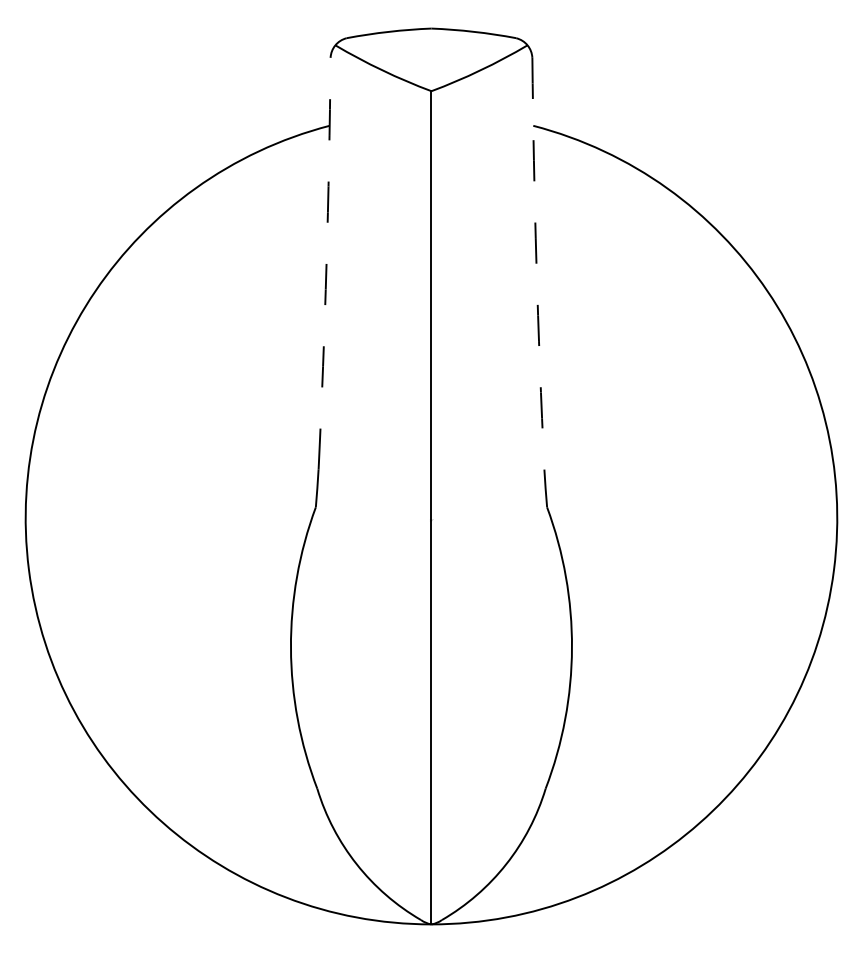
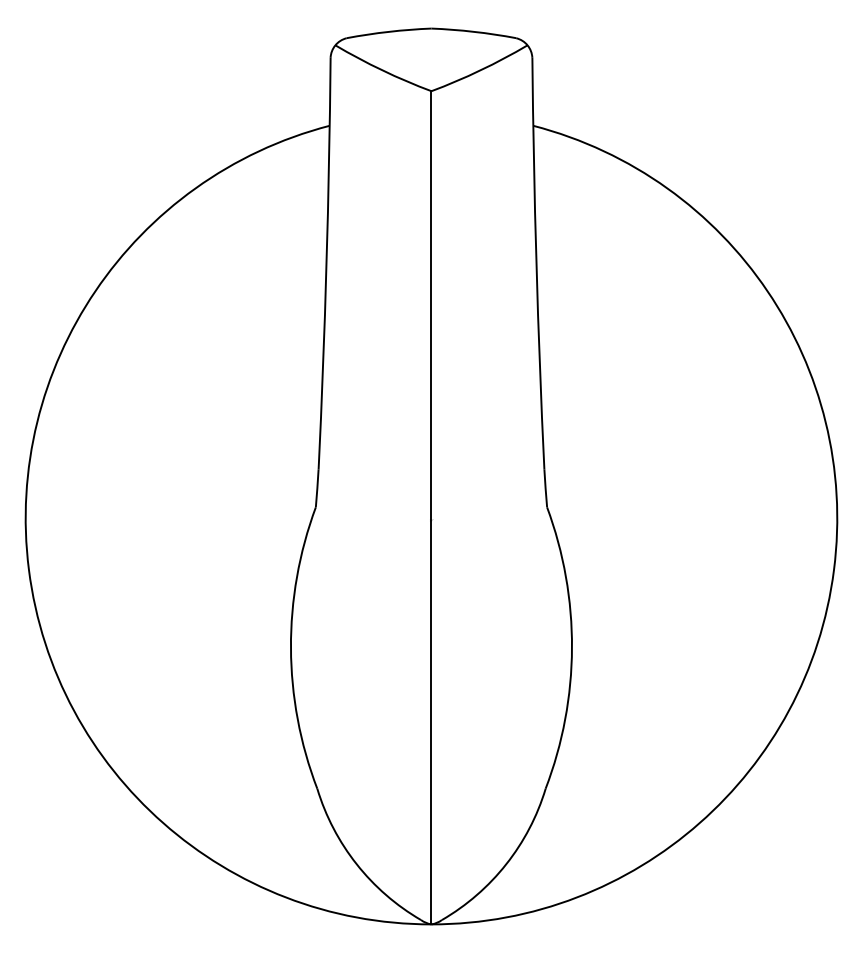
arc: dashed -> solid (326, 263)
arc: dashed -> solid (536, 263)
